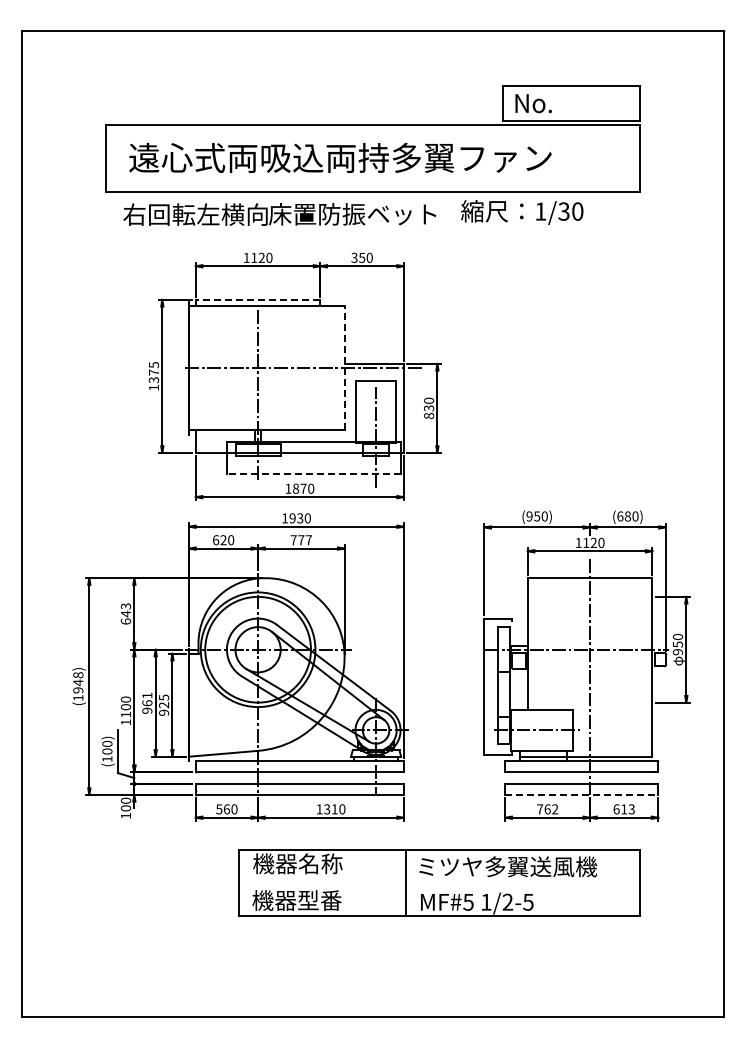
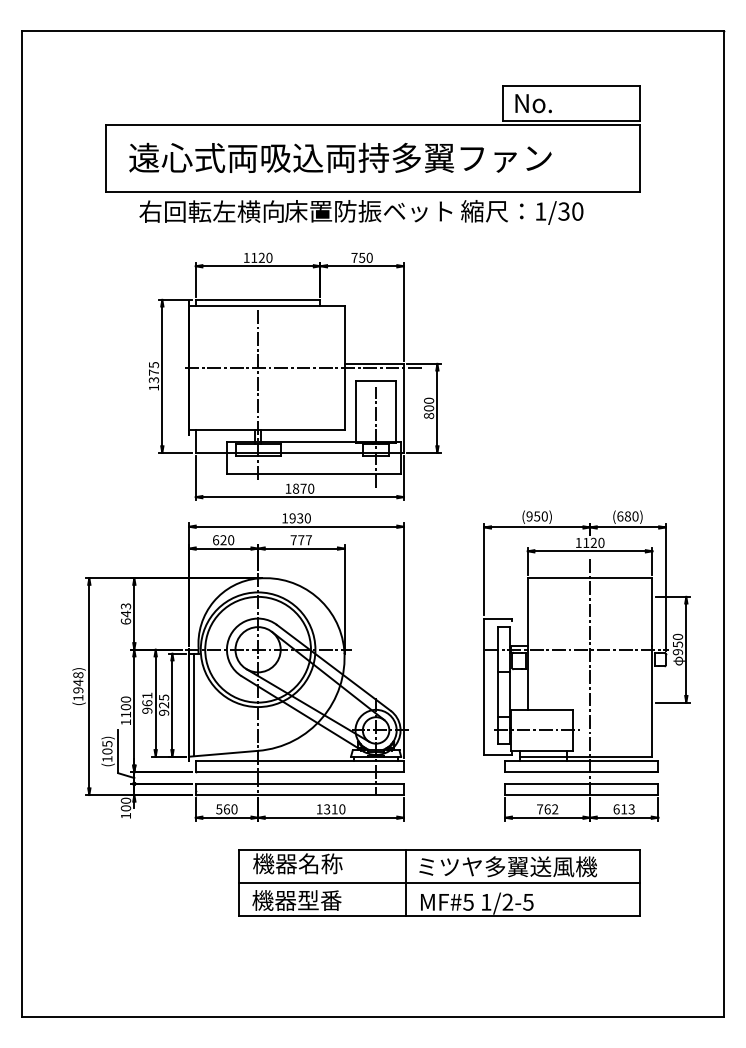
text position: (279, 214) -> (295, 211) (295, 211)
text: 350 -> 750 (354, 257)
line: dashed -> solid (257, 299)
line: dashed -> solid (344, 367)
text: 830 -> 800 (429, 408)
line: dashed -> solid (313, 473)
line: none -> present (193, 704)
text: (100) -> (105) (107, 743)
line: dashed -> solid (581, 795)
line: none -> present (439, 882)
